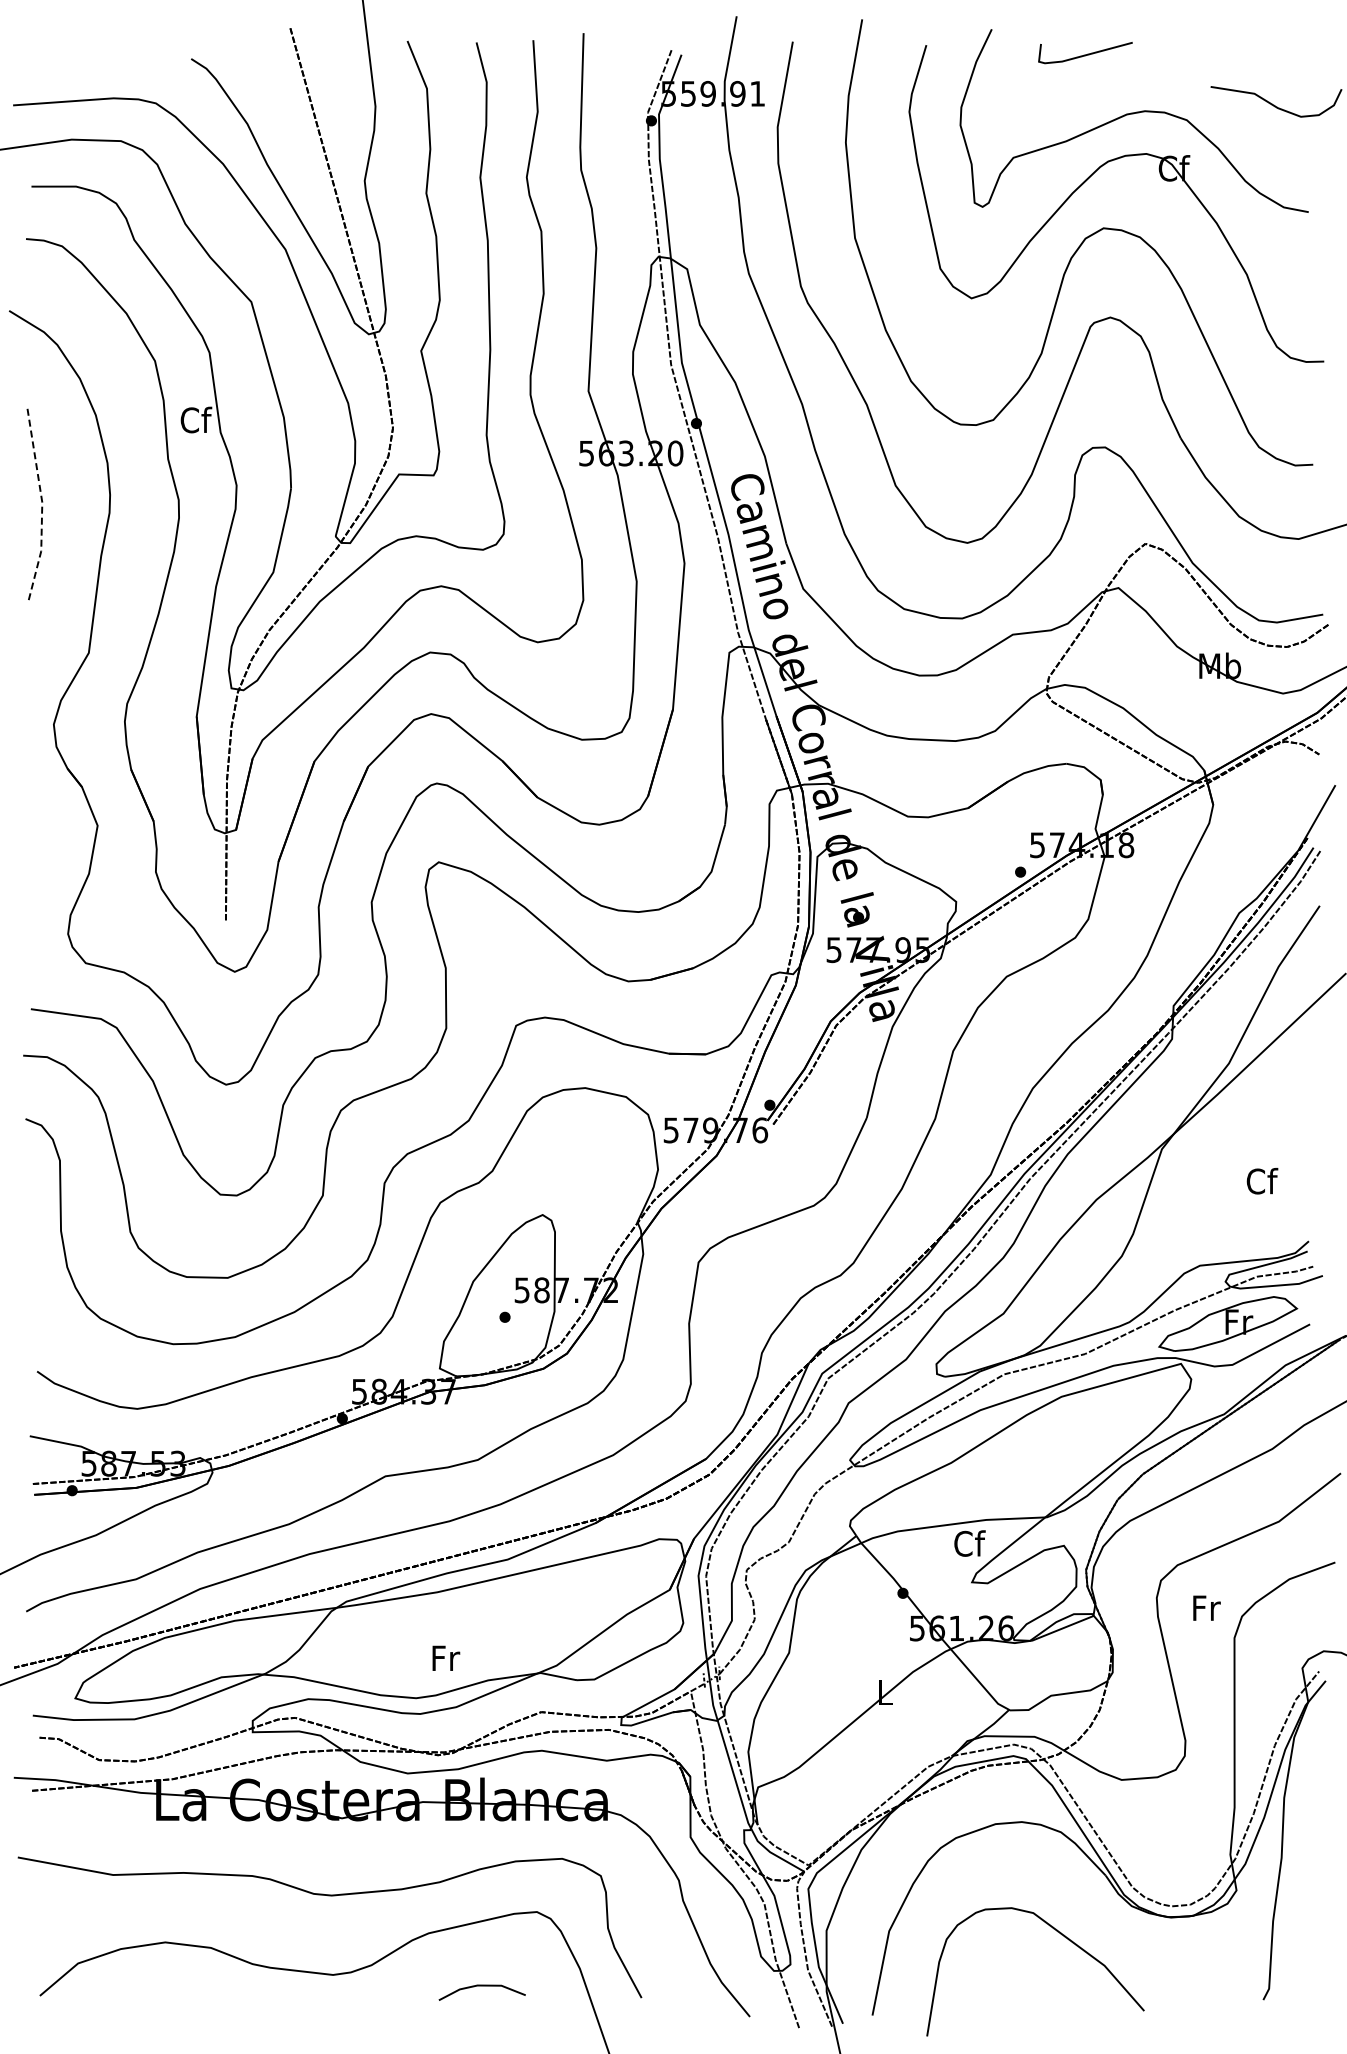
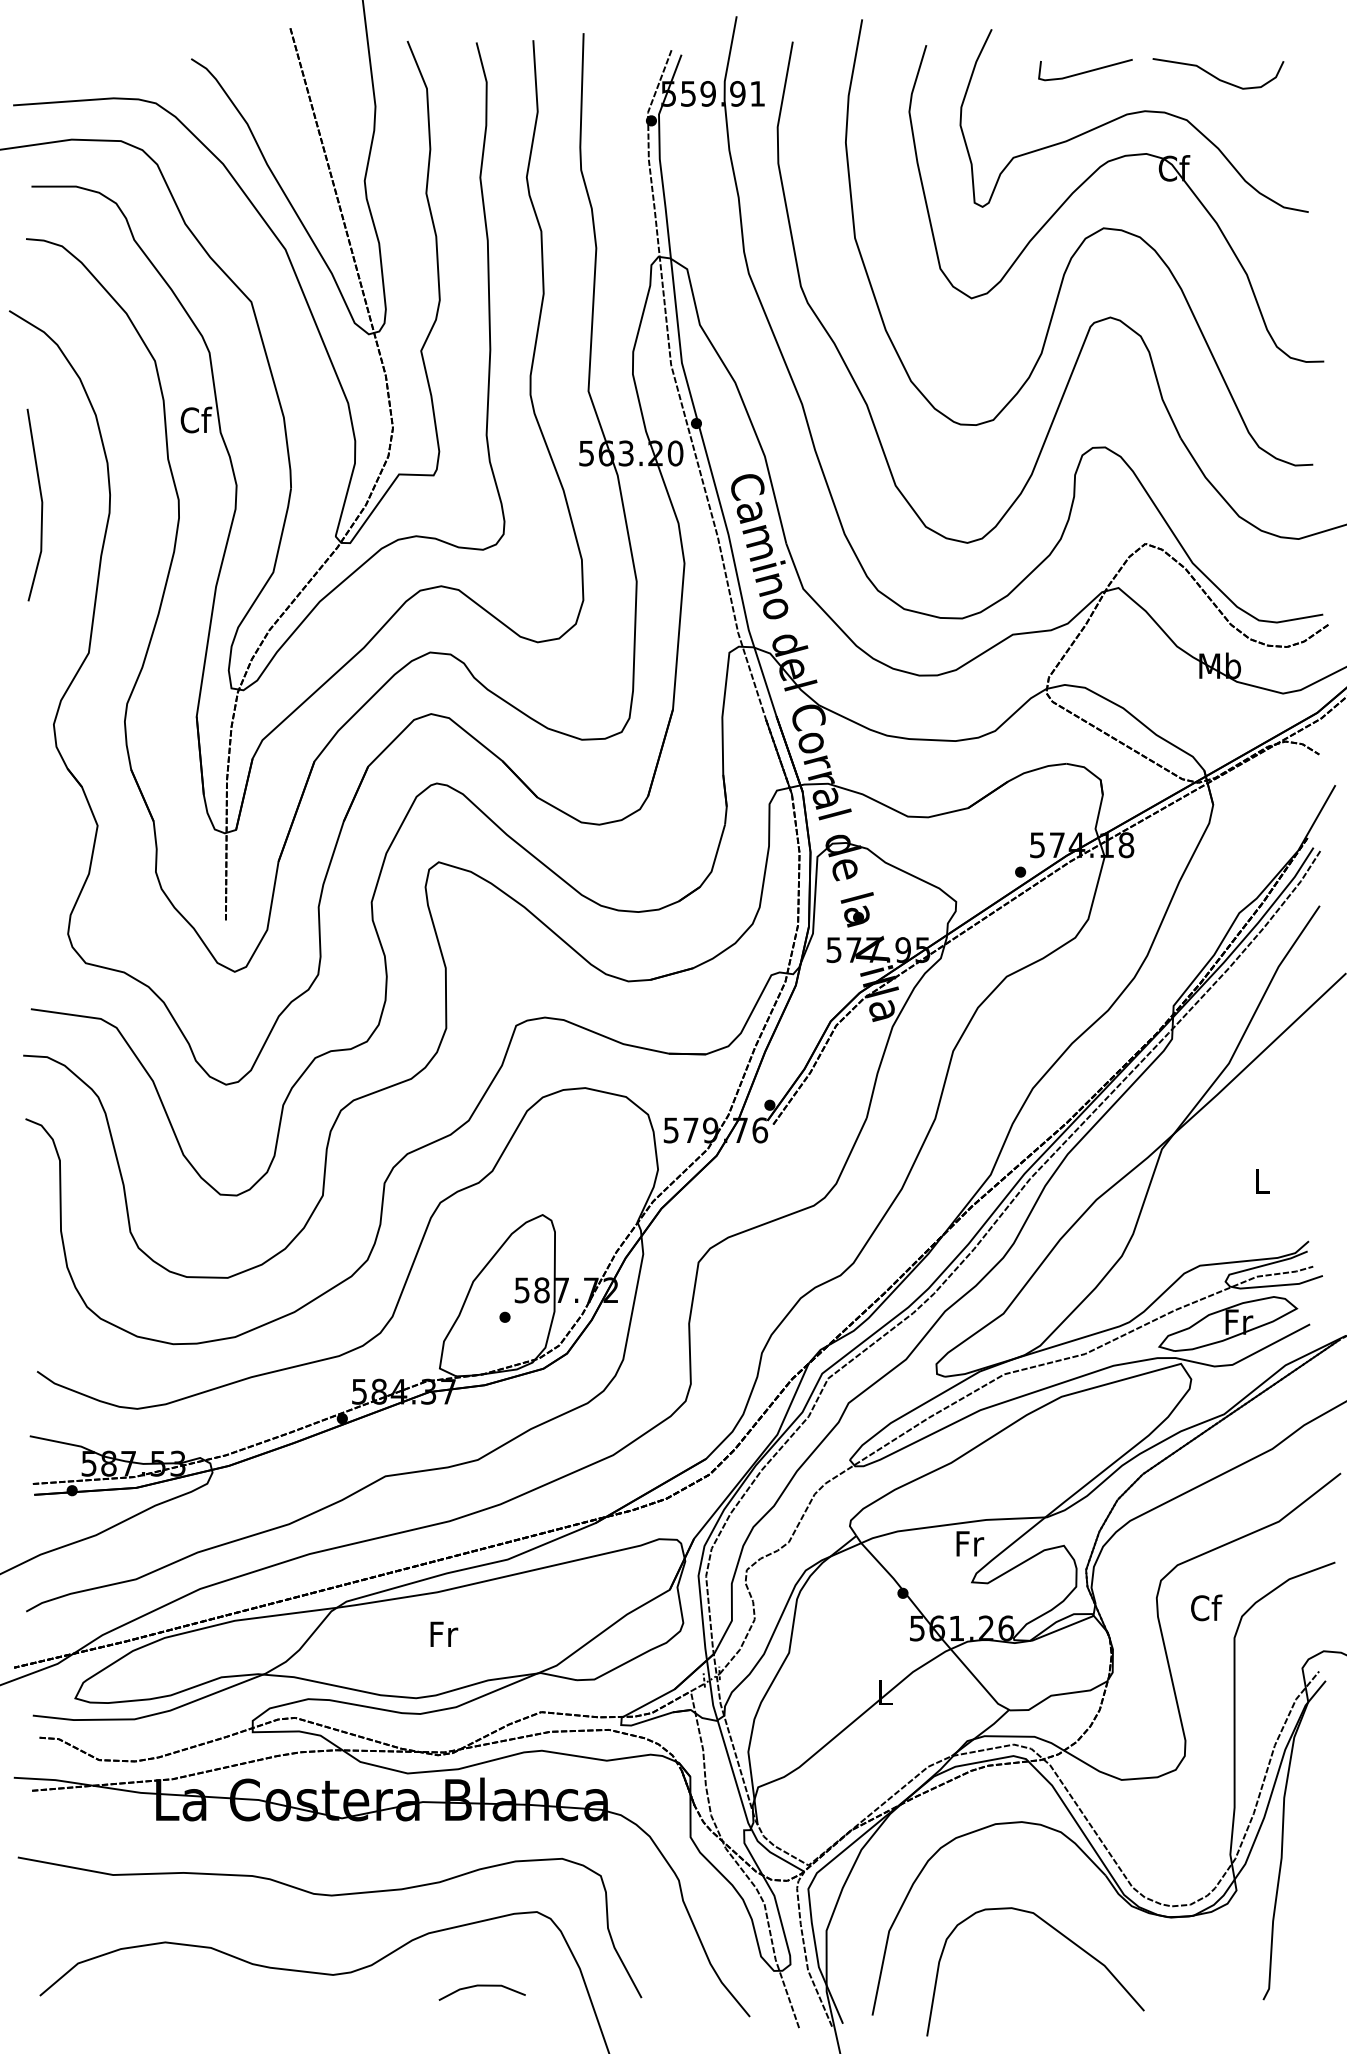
line position: (1085, 54) -> (1085, 71) (1085, 71)
curve position: (1274, 104) -> (1216, 76) (1216, 76)
line: dashed -> solid (42, 505)
text: Cf -> L (1262, 1180)
text: Cf -> Fr (969, 1543)
text: Fr -> Cf (1206, 1607)
text position: (446, 1657) -> (444, 1633) (444, 1633)
